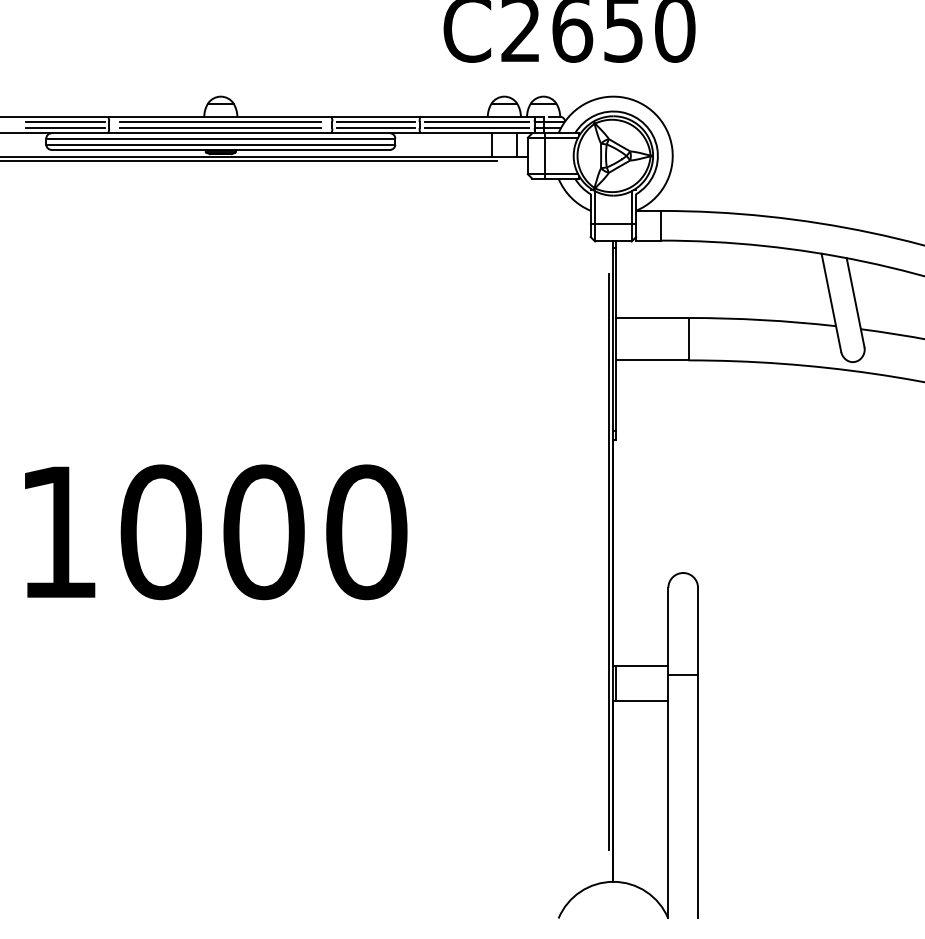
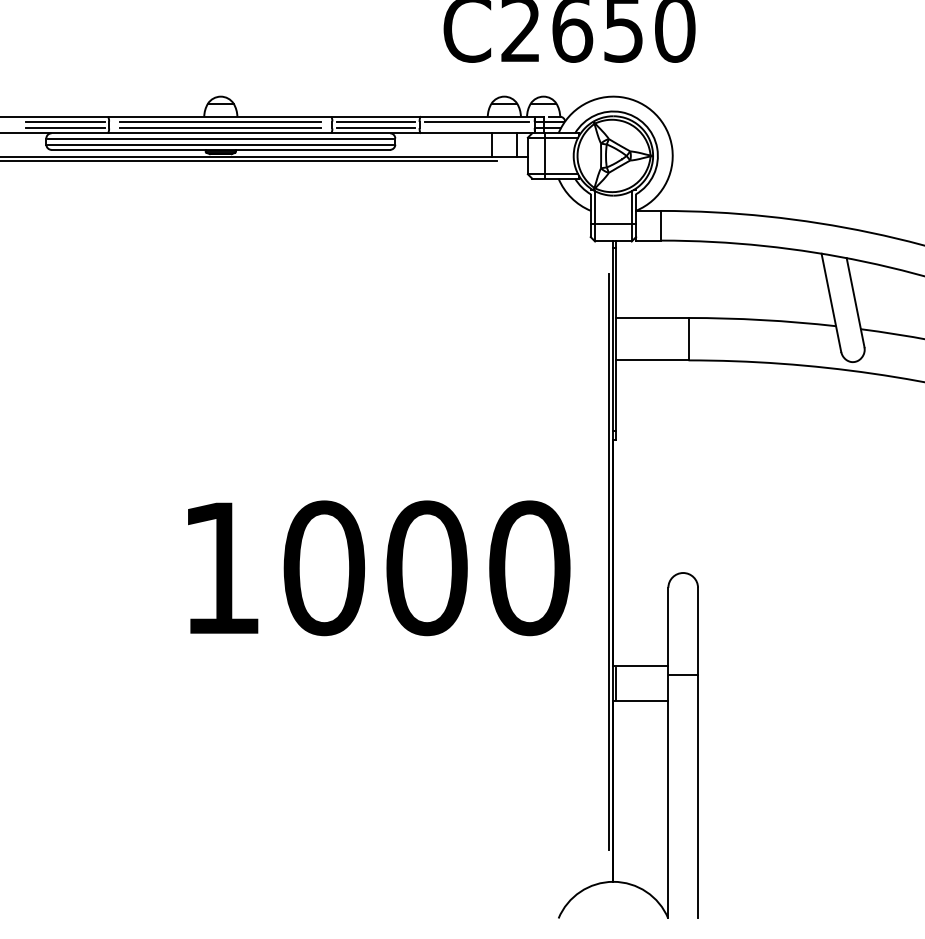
line: present -> none (477, 128)
text position: (216, 532) -> (379, 568) (379, 568)
